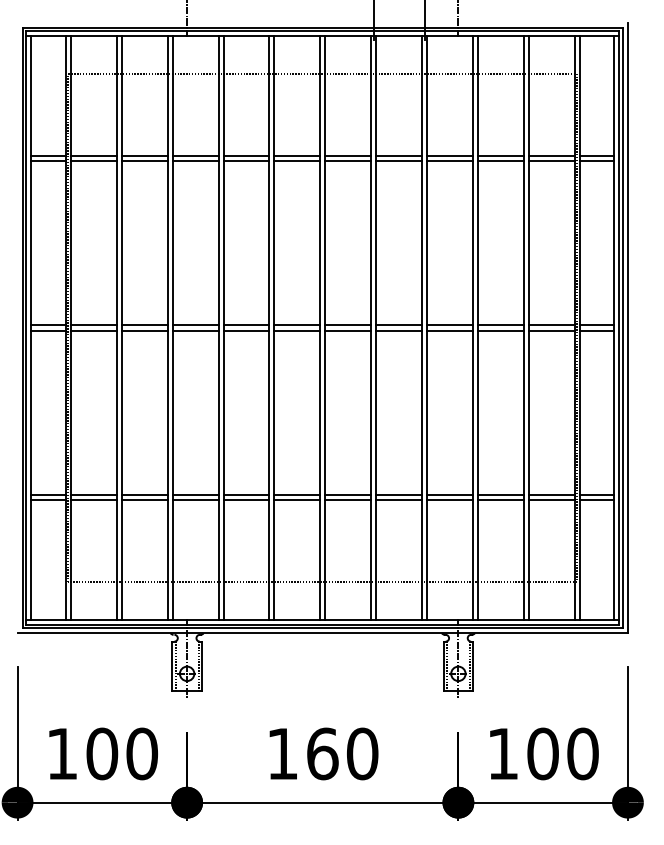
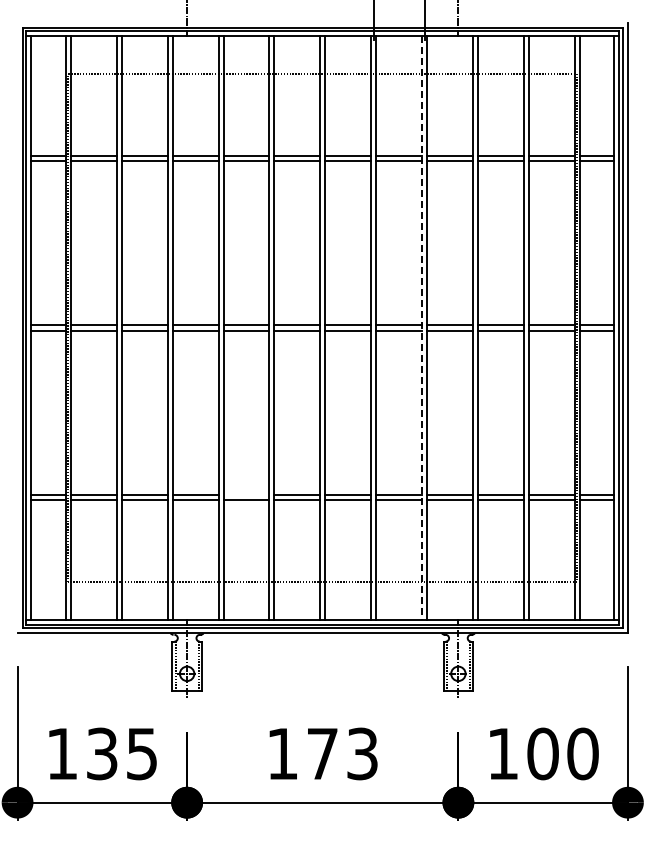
line: solid -> dashed (421, 327)
line: present -> none (246, 494)
text: 100 -> 135 (122, 753)
text: 160 -> 173 (342, 753)
